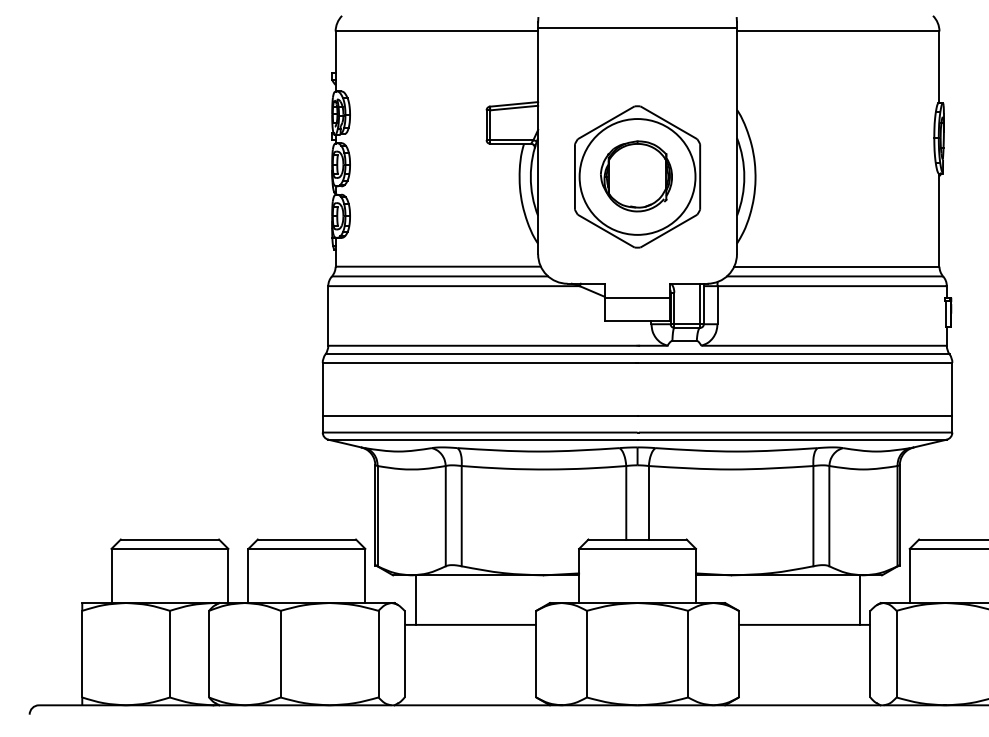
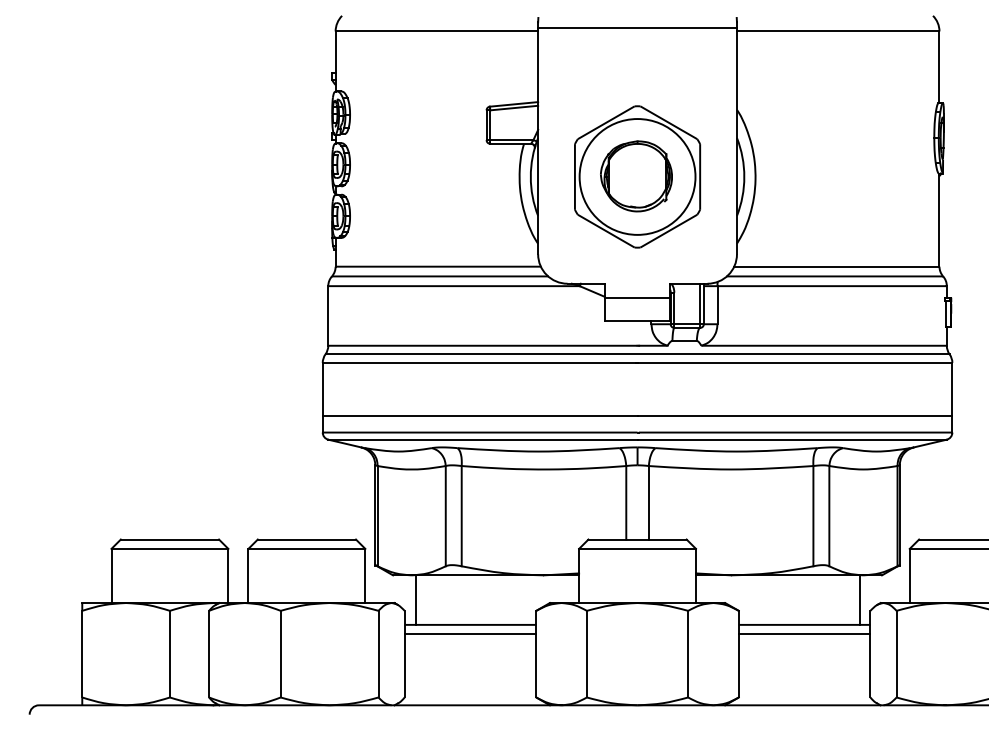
line: none -> present (470, 634)
line: none -> present (804, 634)
